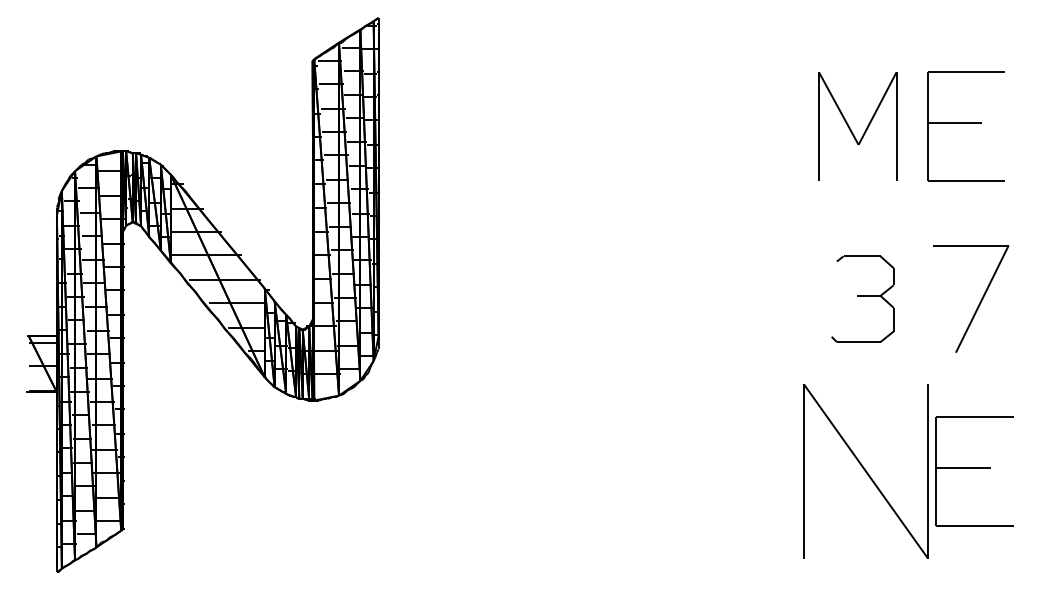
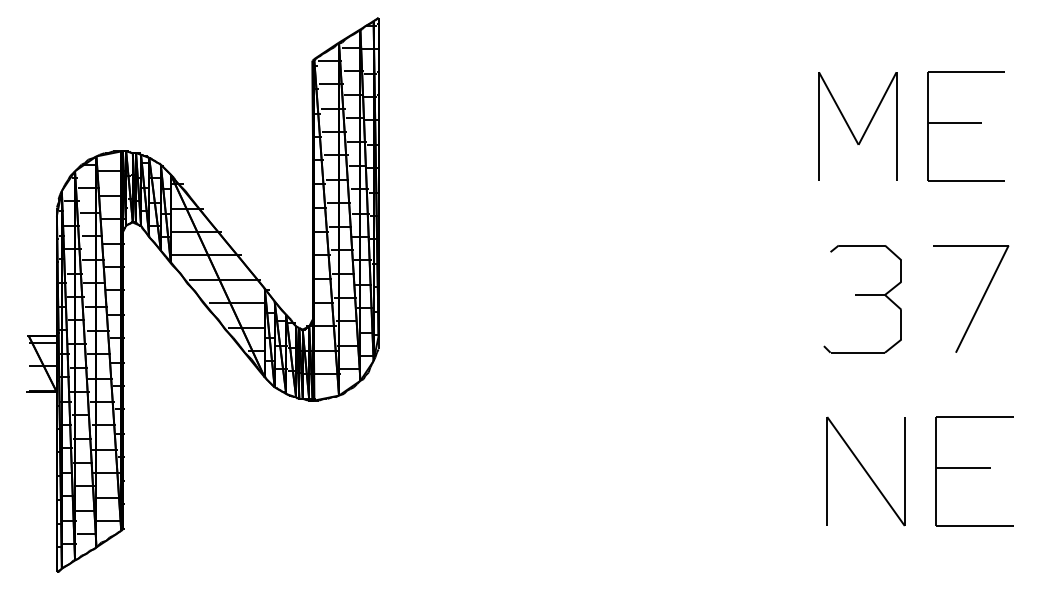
part size: 64x88 px -> 79x109 px (862, 299)
part size: 126x175 px -> 80x111 px (865, 471)
